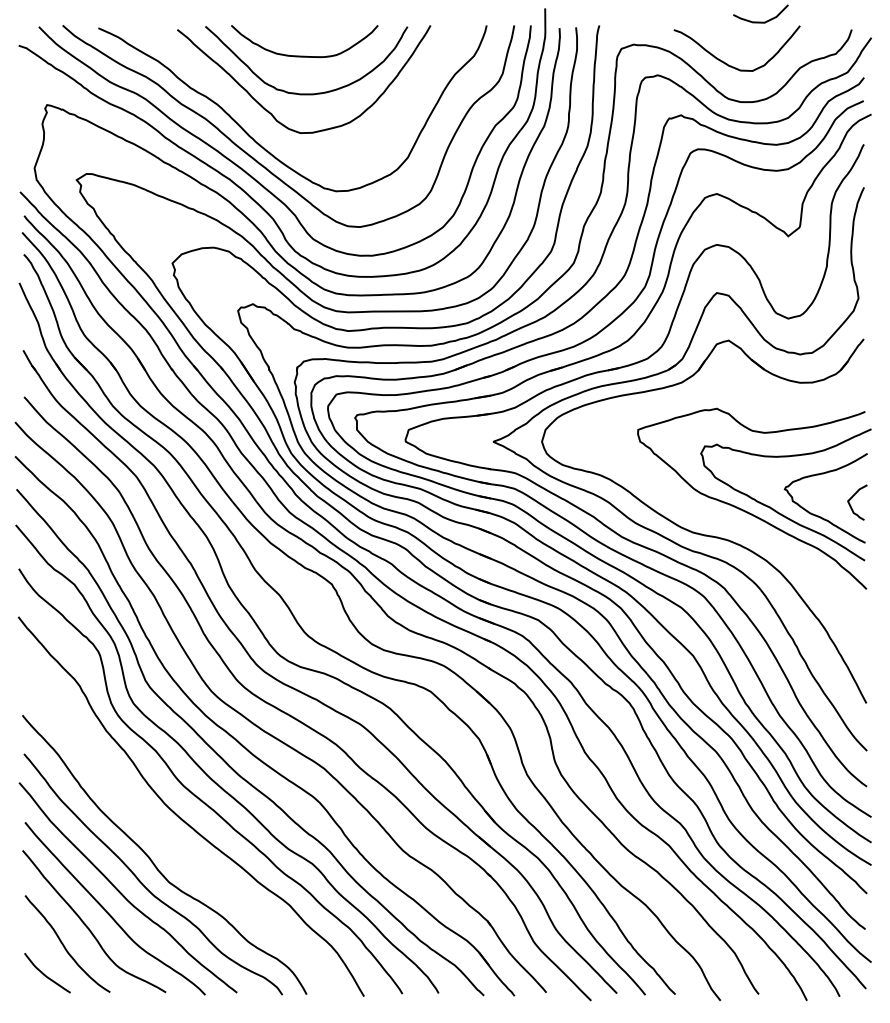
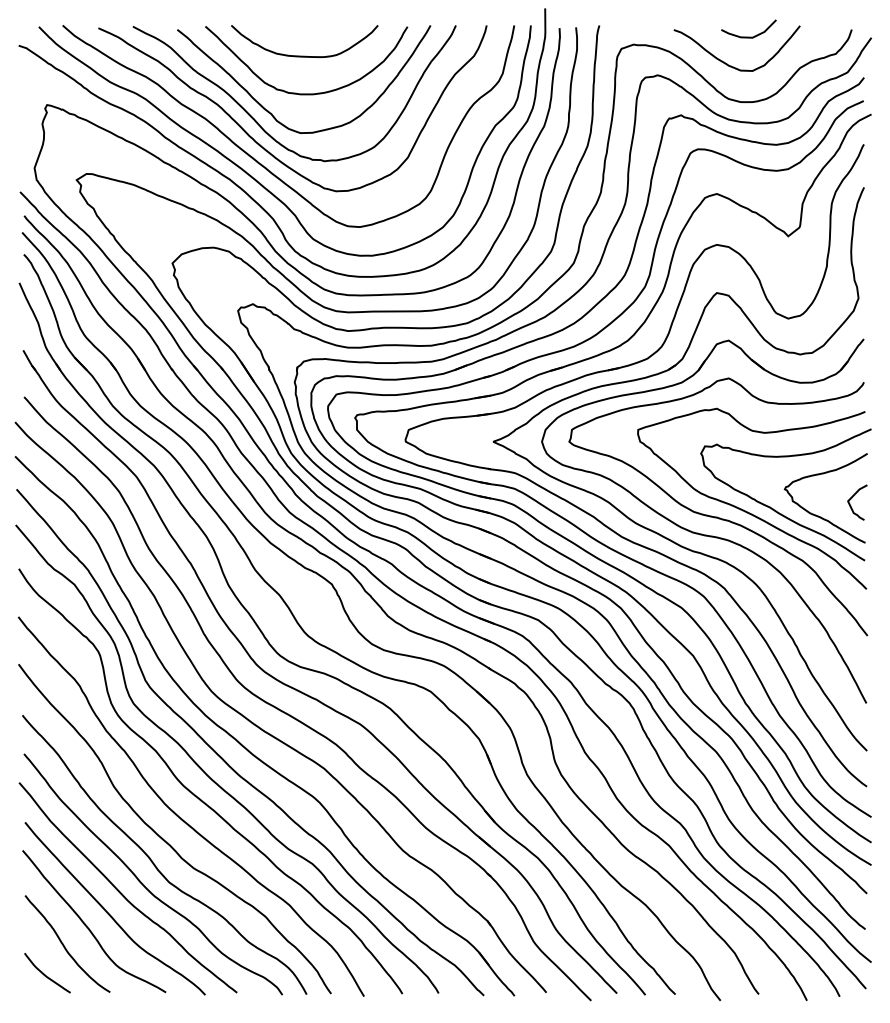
curve position: (760, 21) -> (748, 36) (748, 36)
curve: none -> present (258, 122)
curve: none -> present (717, 516)
curve: none -> present (164, 839)
